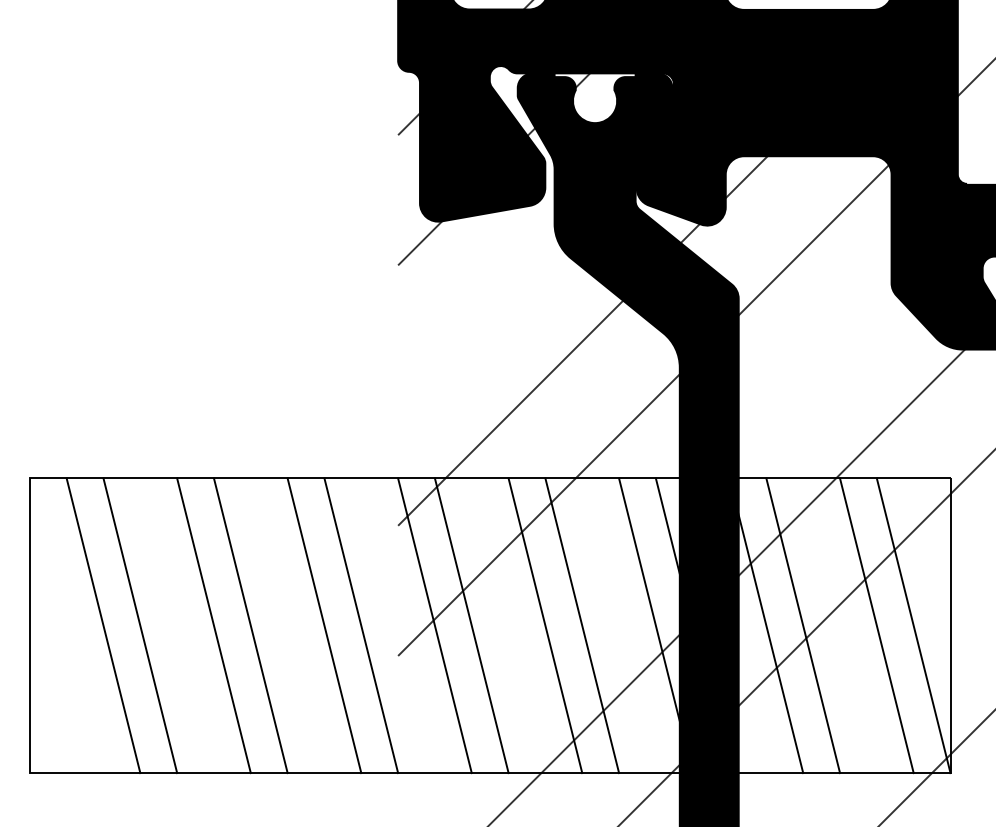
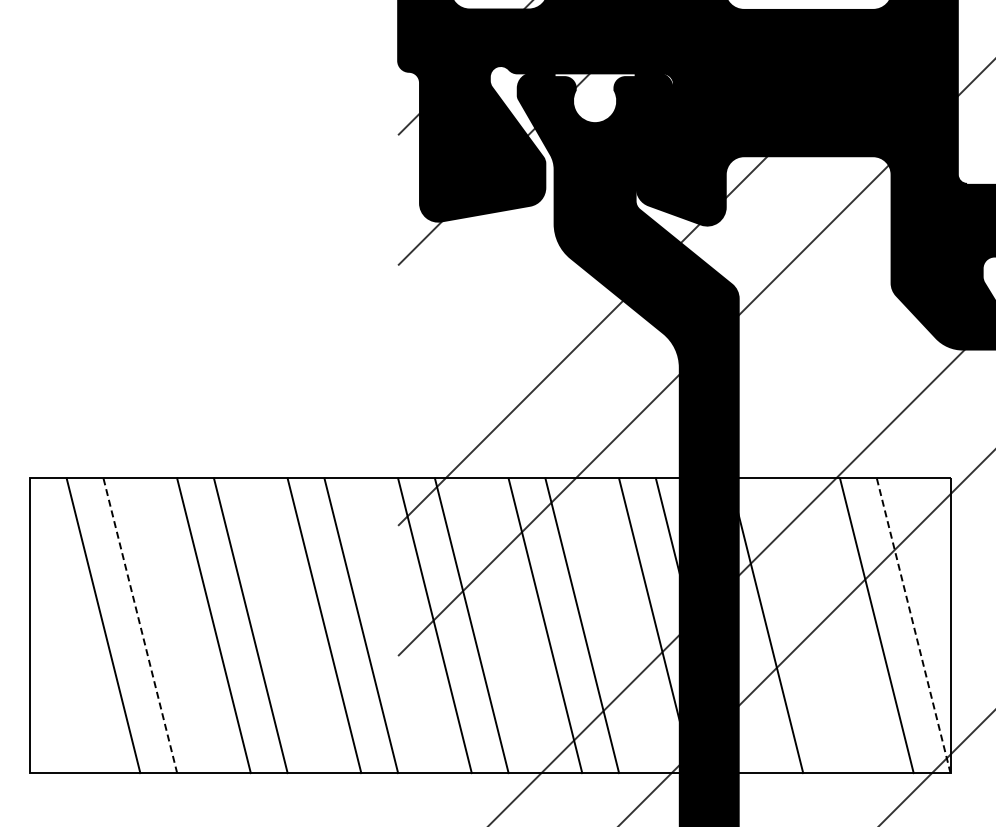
line: solid -> dashed (140, 625)
line: present -> none (803, 625)
line: solid -> dashed (913, 625)
